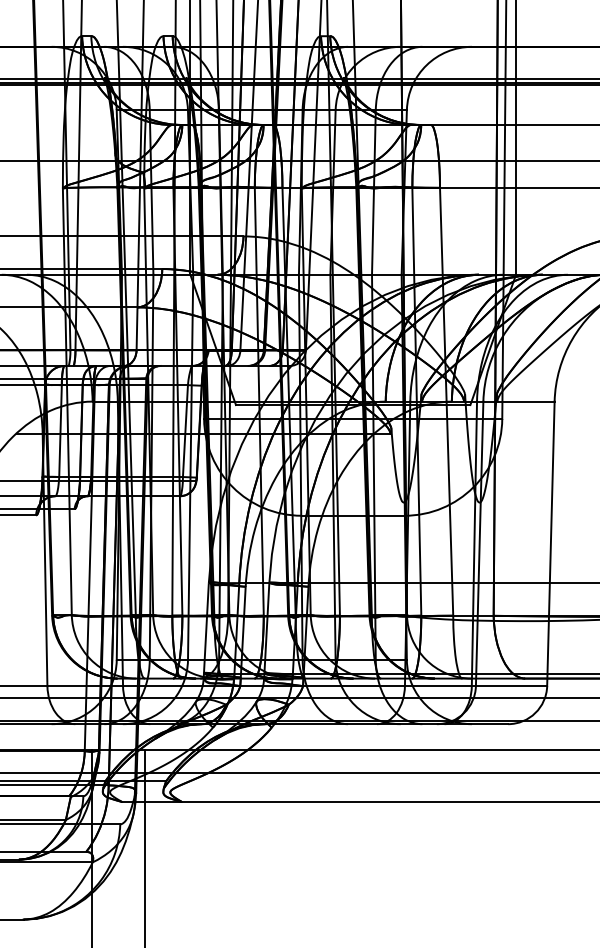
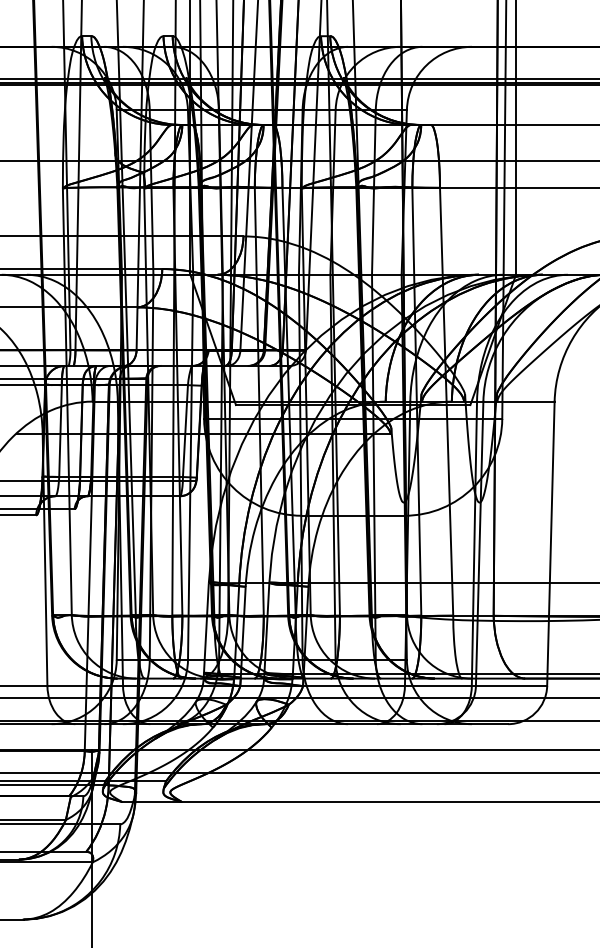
line: present -> none (144, 847)
